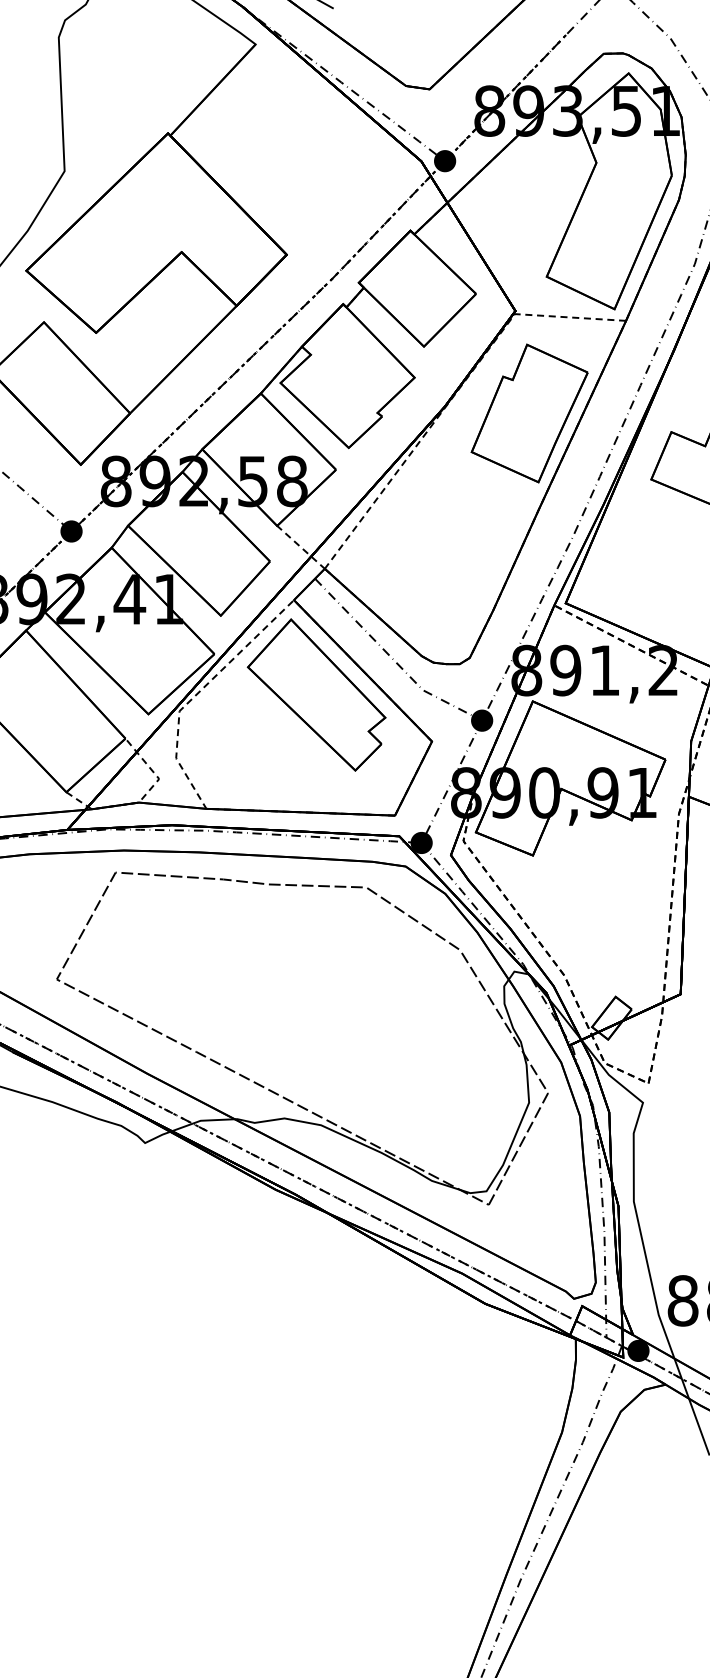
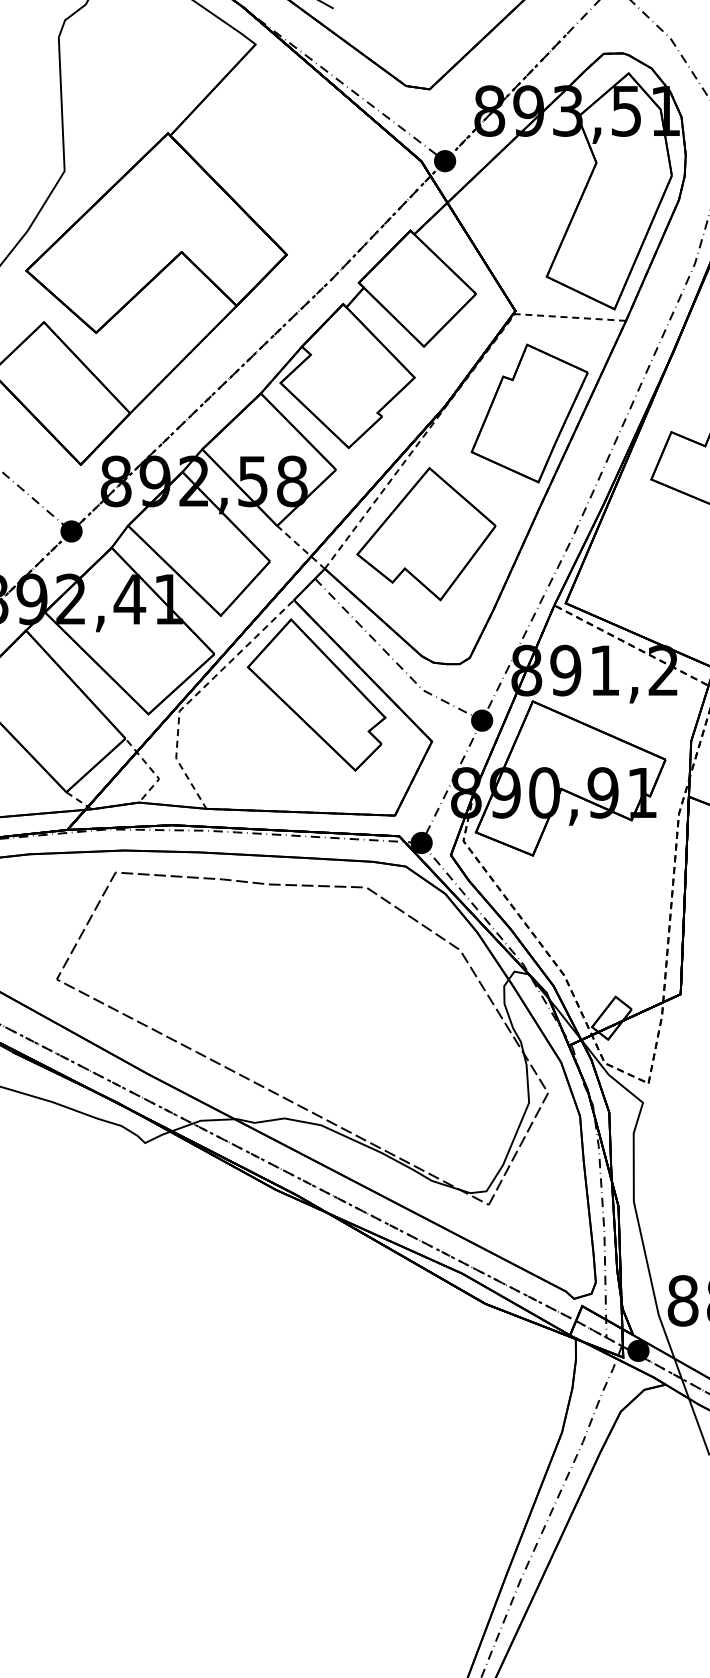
part: none -> present (426, 534)
